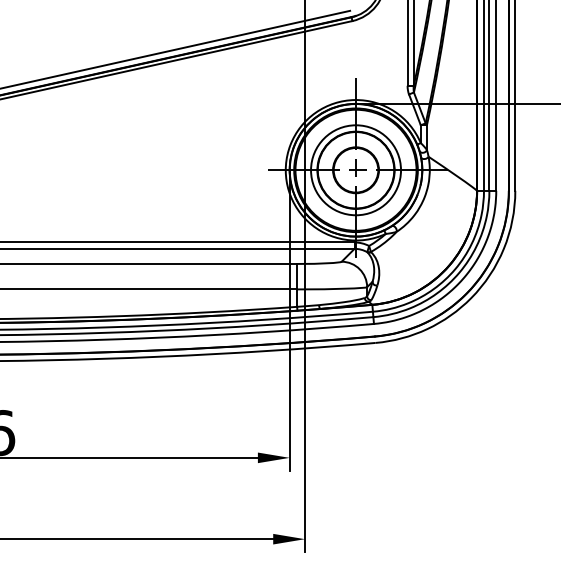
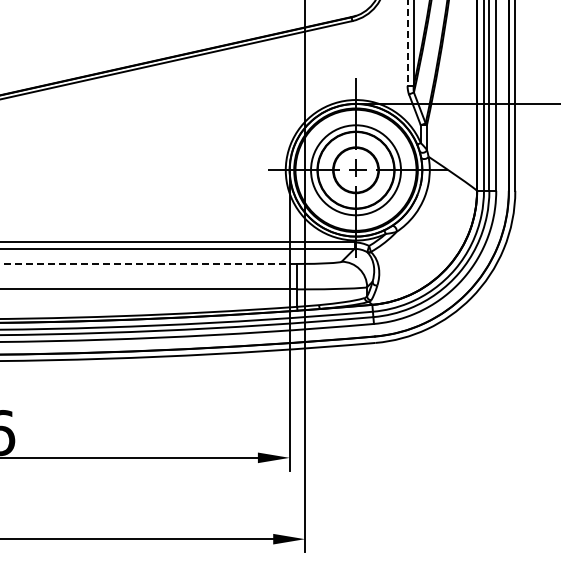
line: solid -> dashed (407, 43)
line: present -> none (176, 49)
line: solid -> dashed (148, 263)
